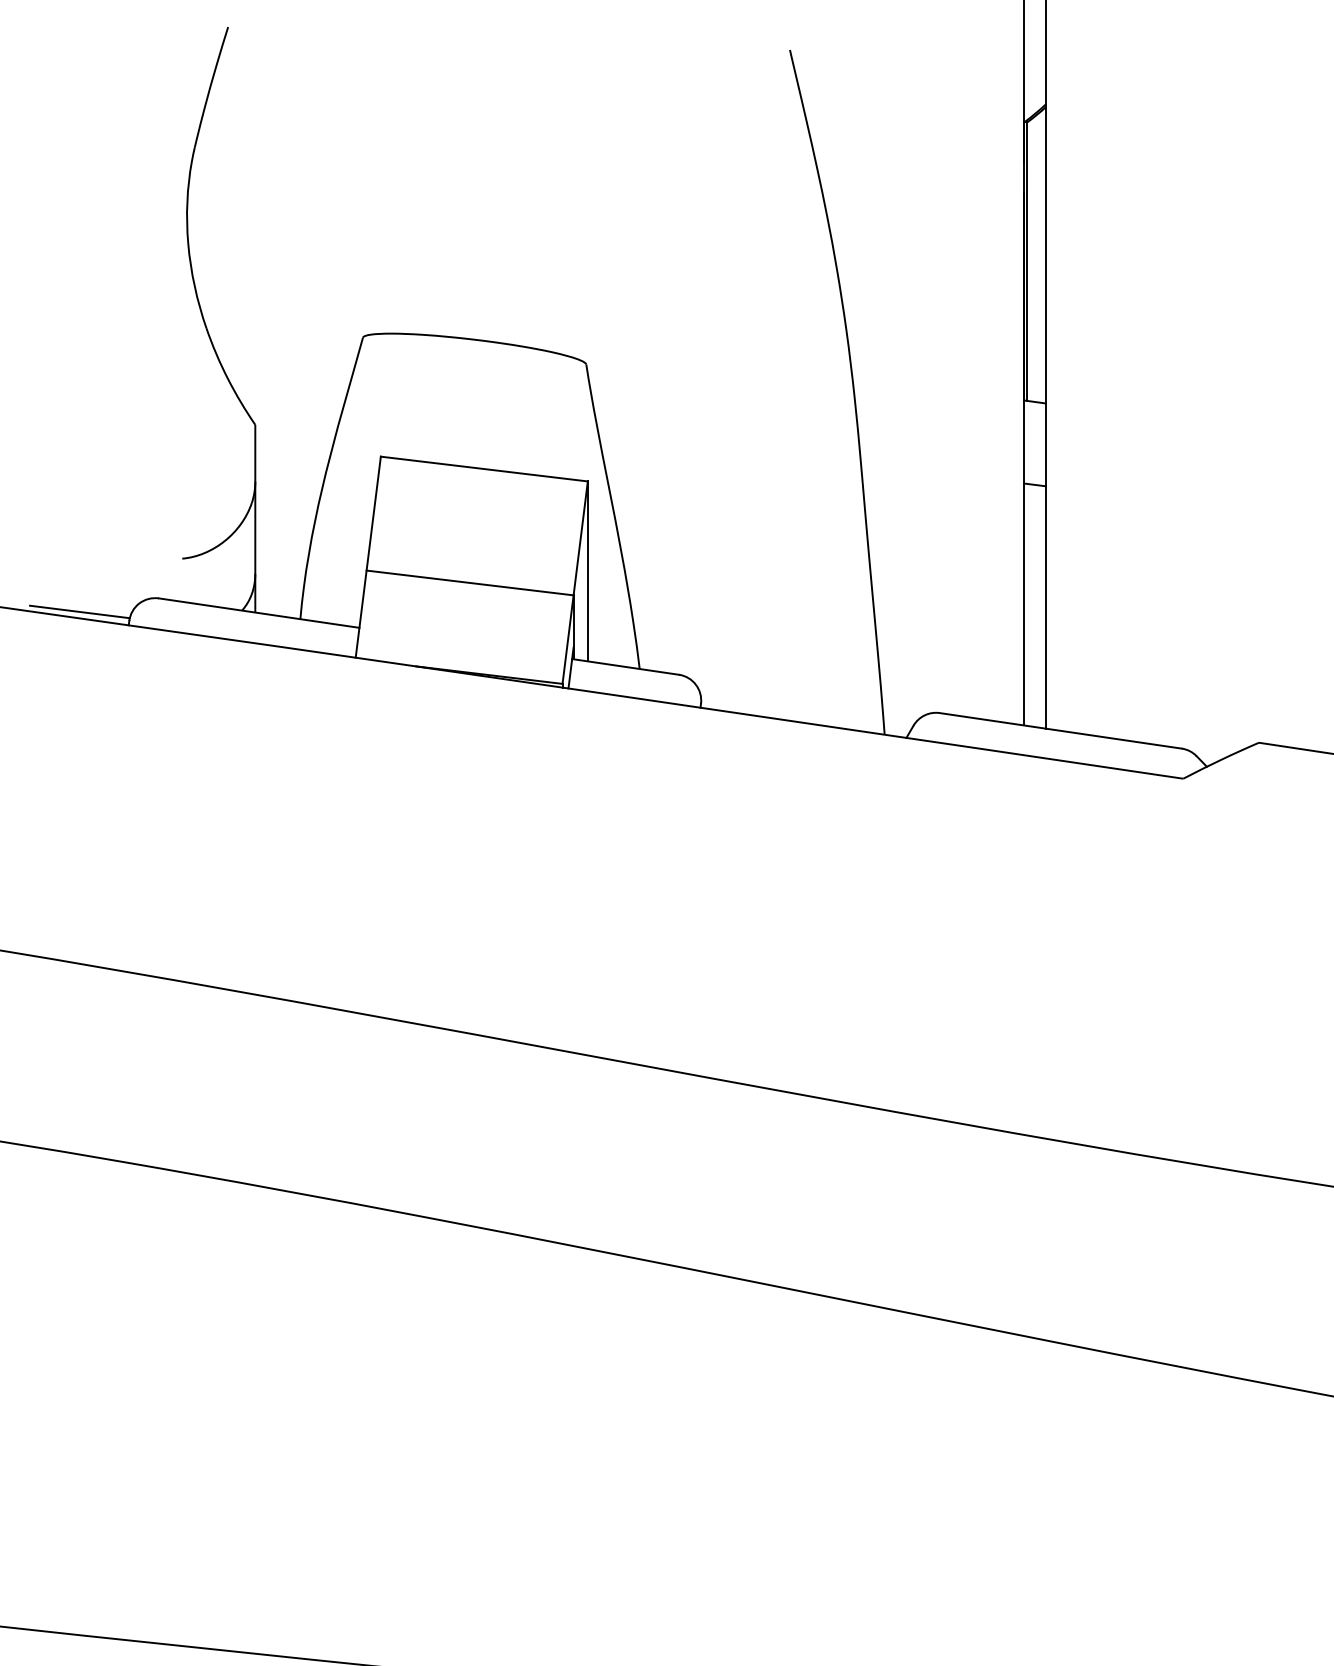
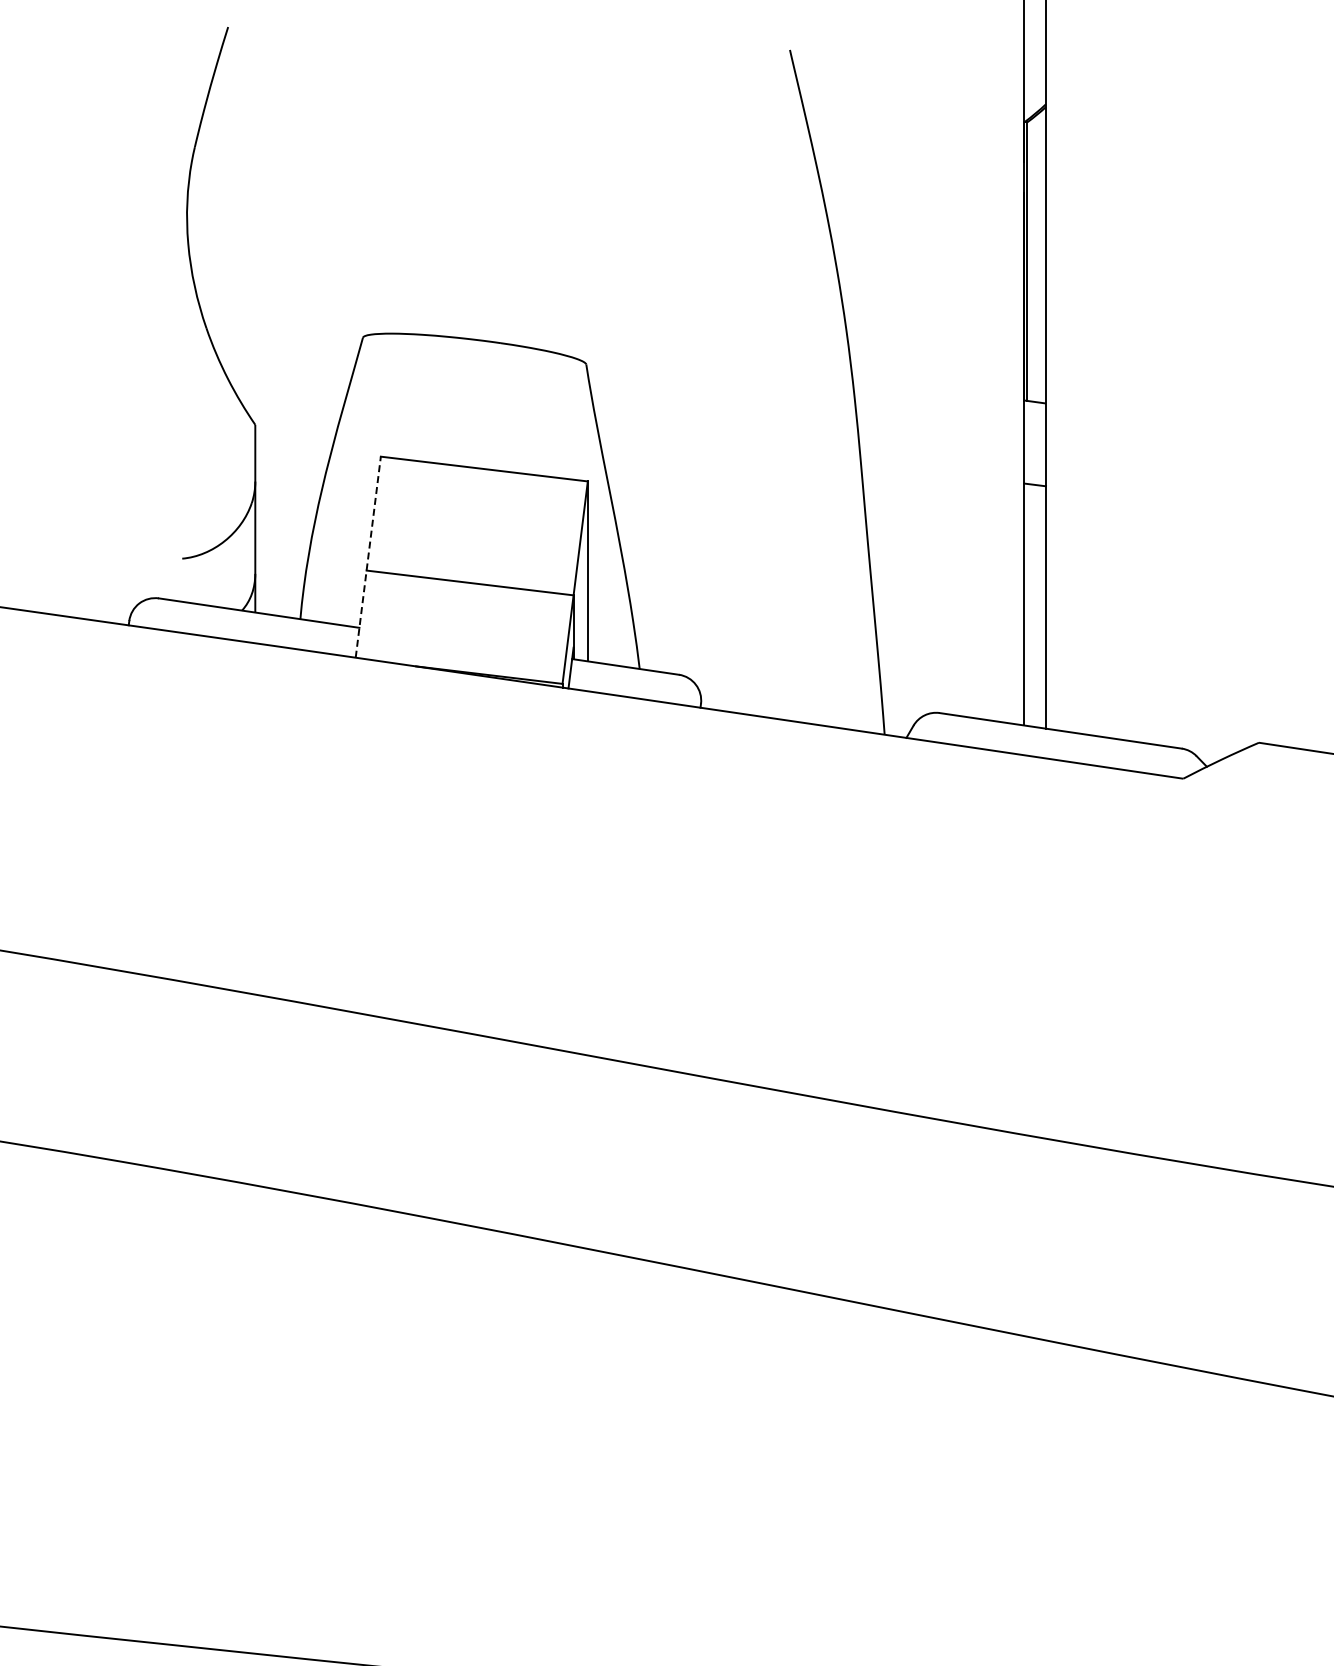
line: solid -> dashed (368, 556)
line: present -> none (79, 611)
